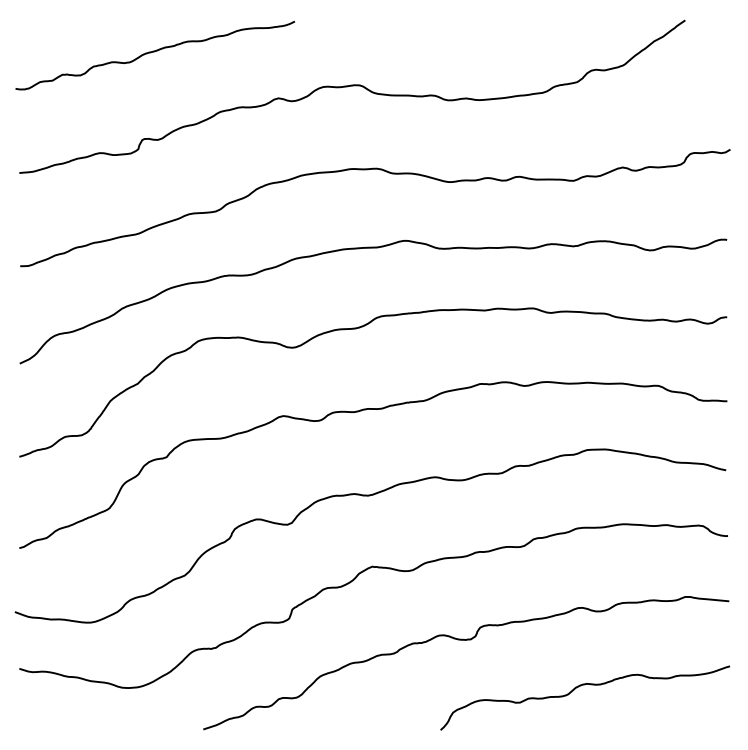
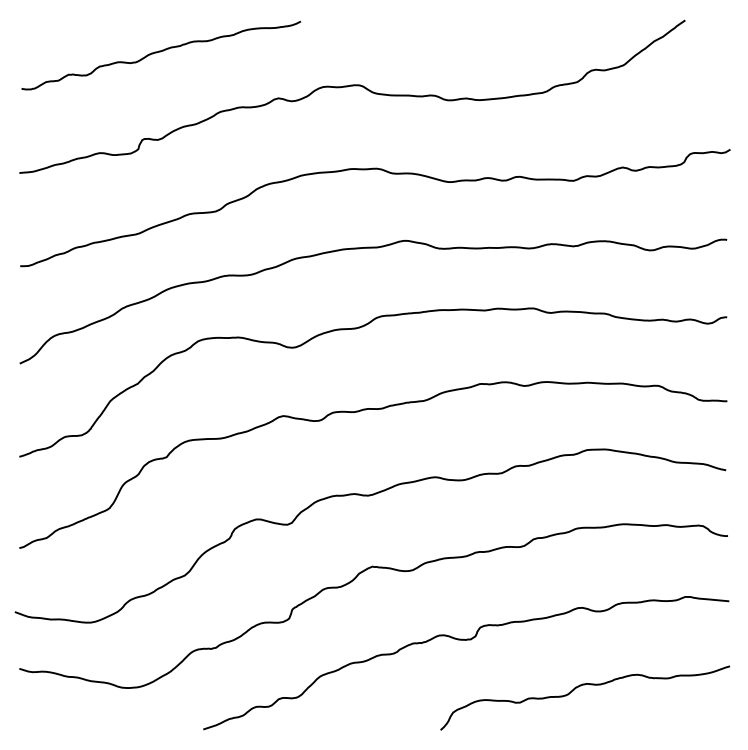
curve position: (154, 52) -> (160, 52) (160, 52)
